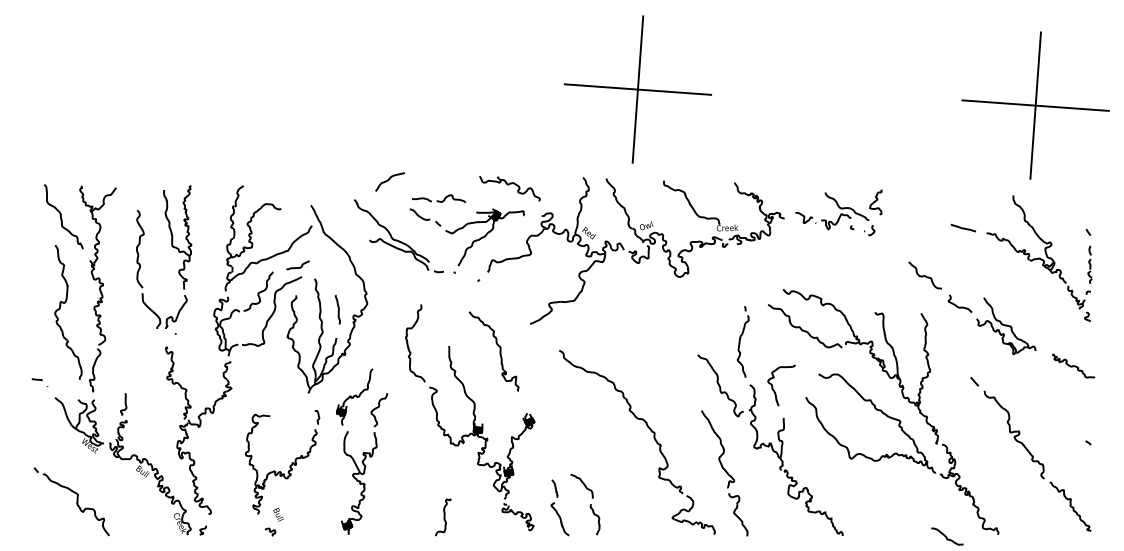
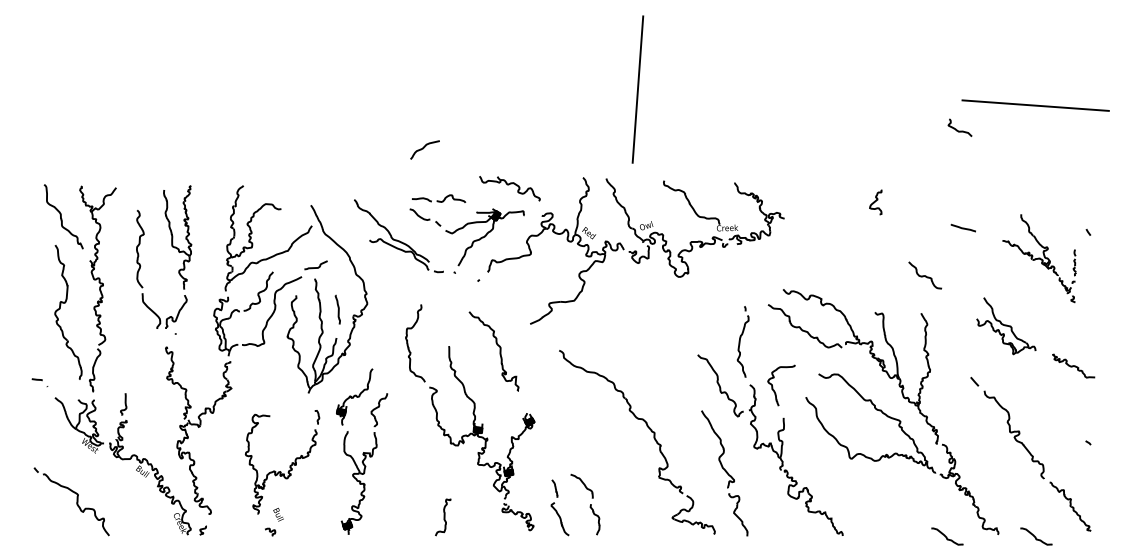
line: present -> none (637, 89)
line: present -> none (1035, 105)
curve position: (389, 180) -> (424, 148) (424, 148)
part: present -> none (835, 214)
part size: 107x127 px -> 75x90 px (1039, 258)
curve position: (297, 267) -> (315, 267) (315, 267)
curve position: (957, 305) -> (957, 129) (957, 129)
curve: none -> present (1035, 536)
